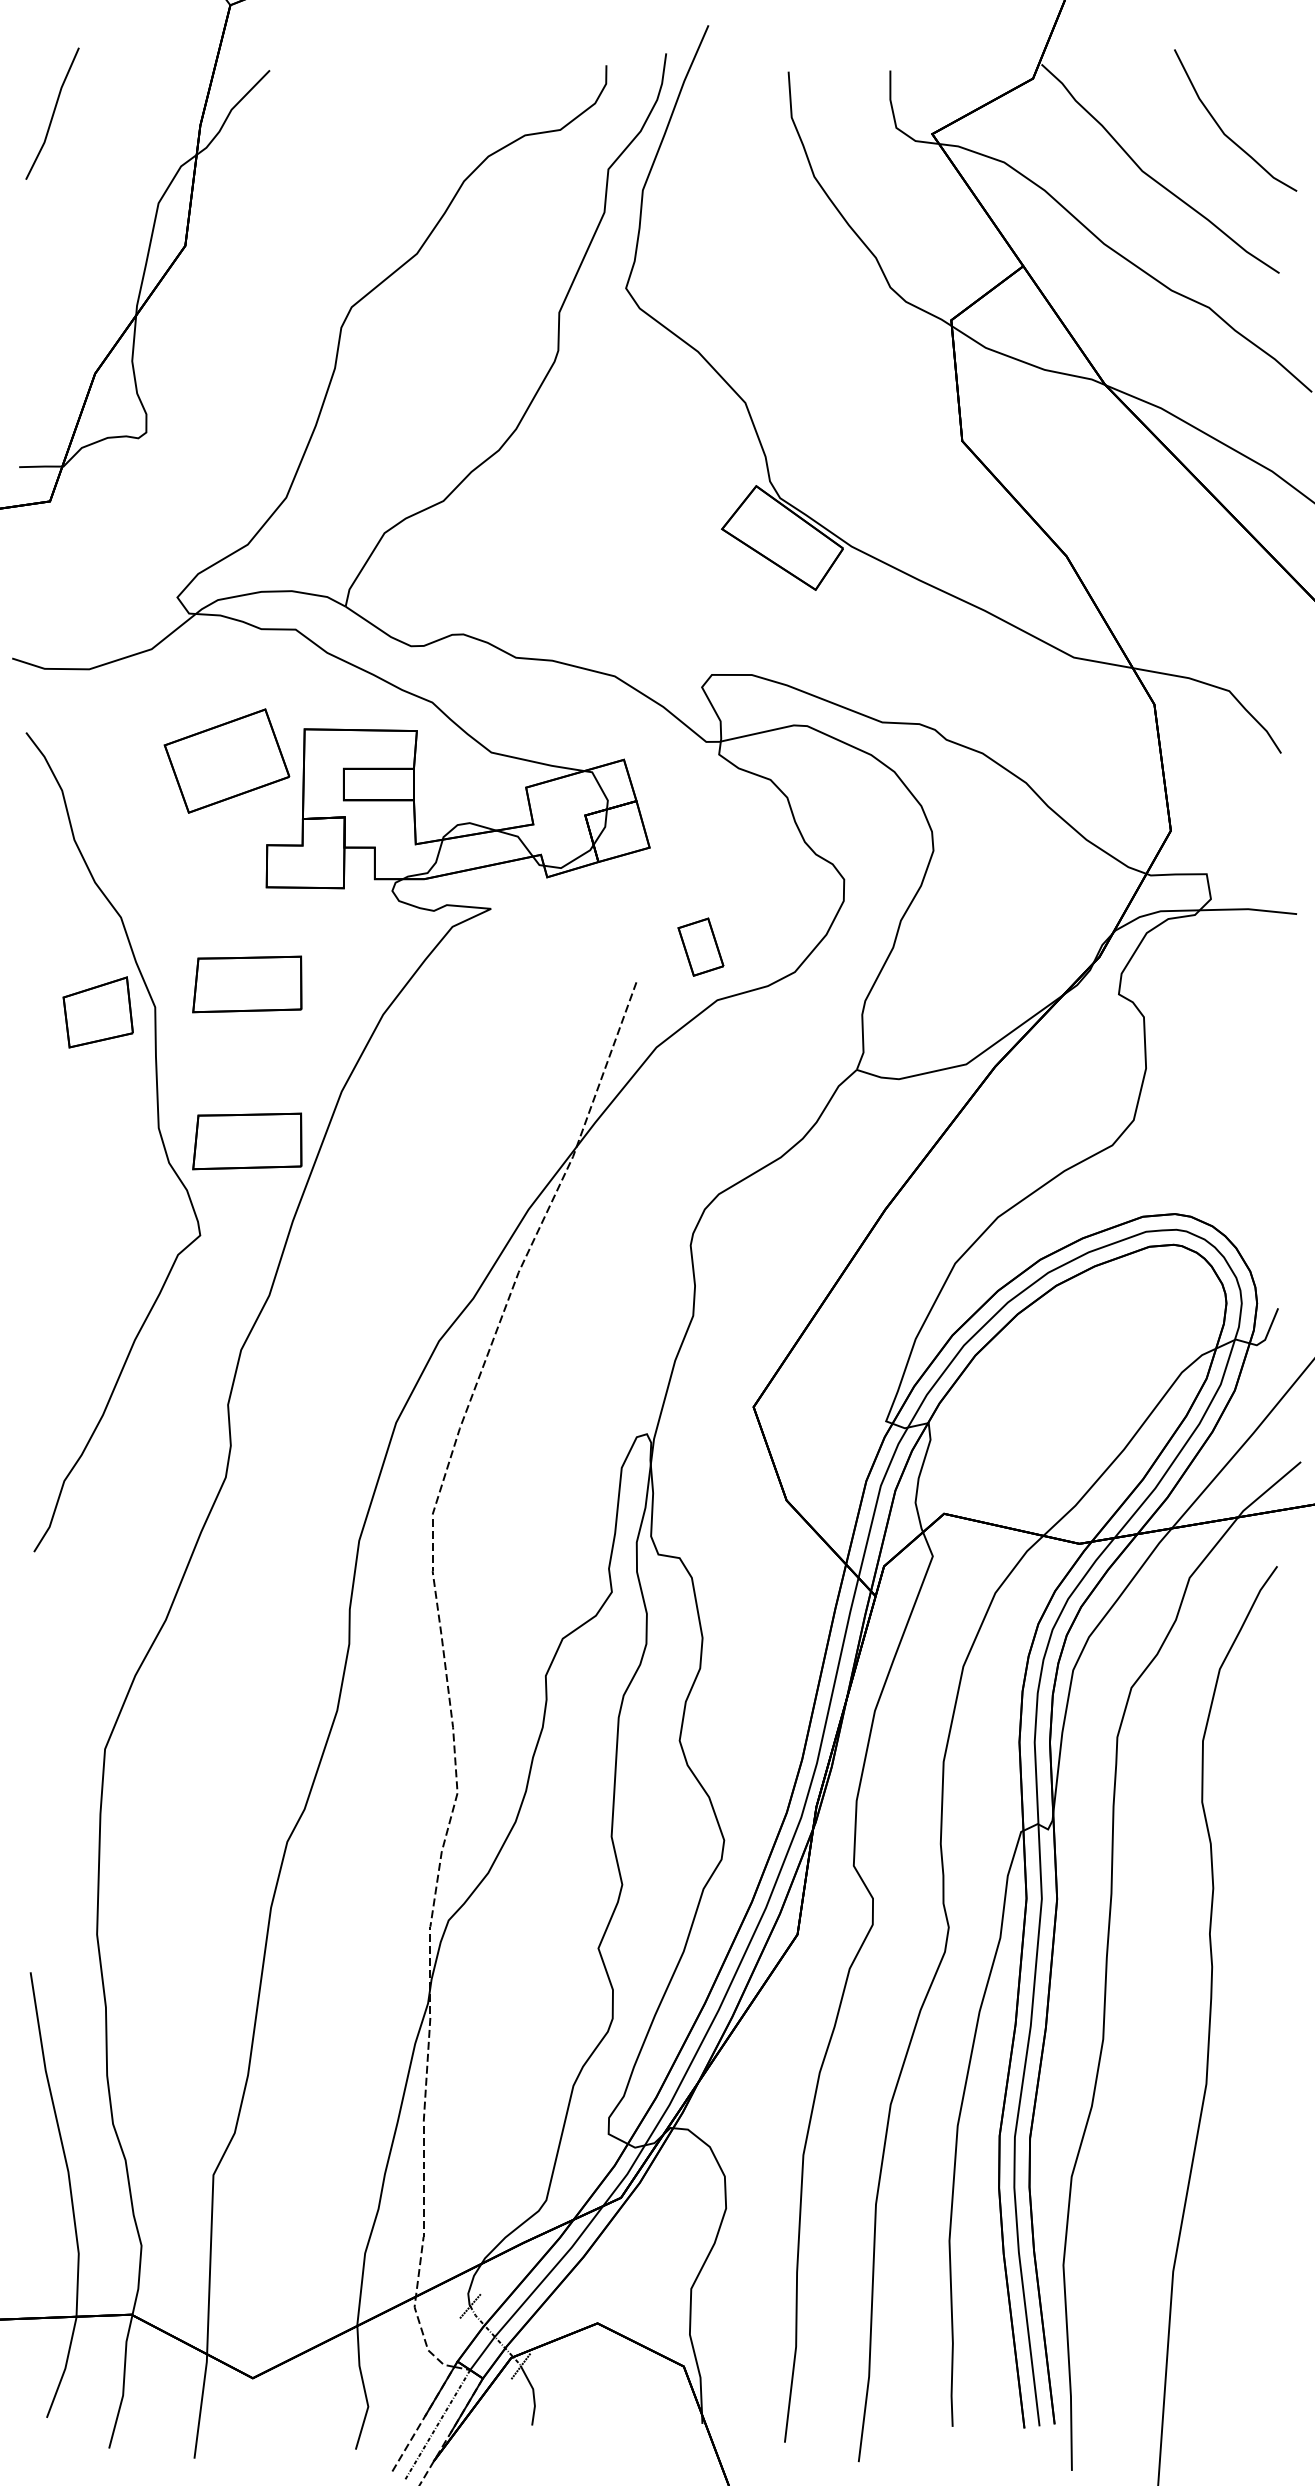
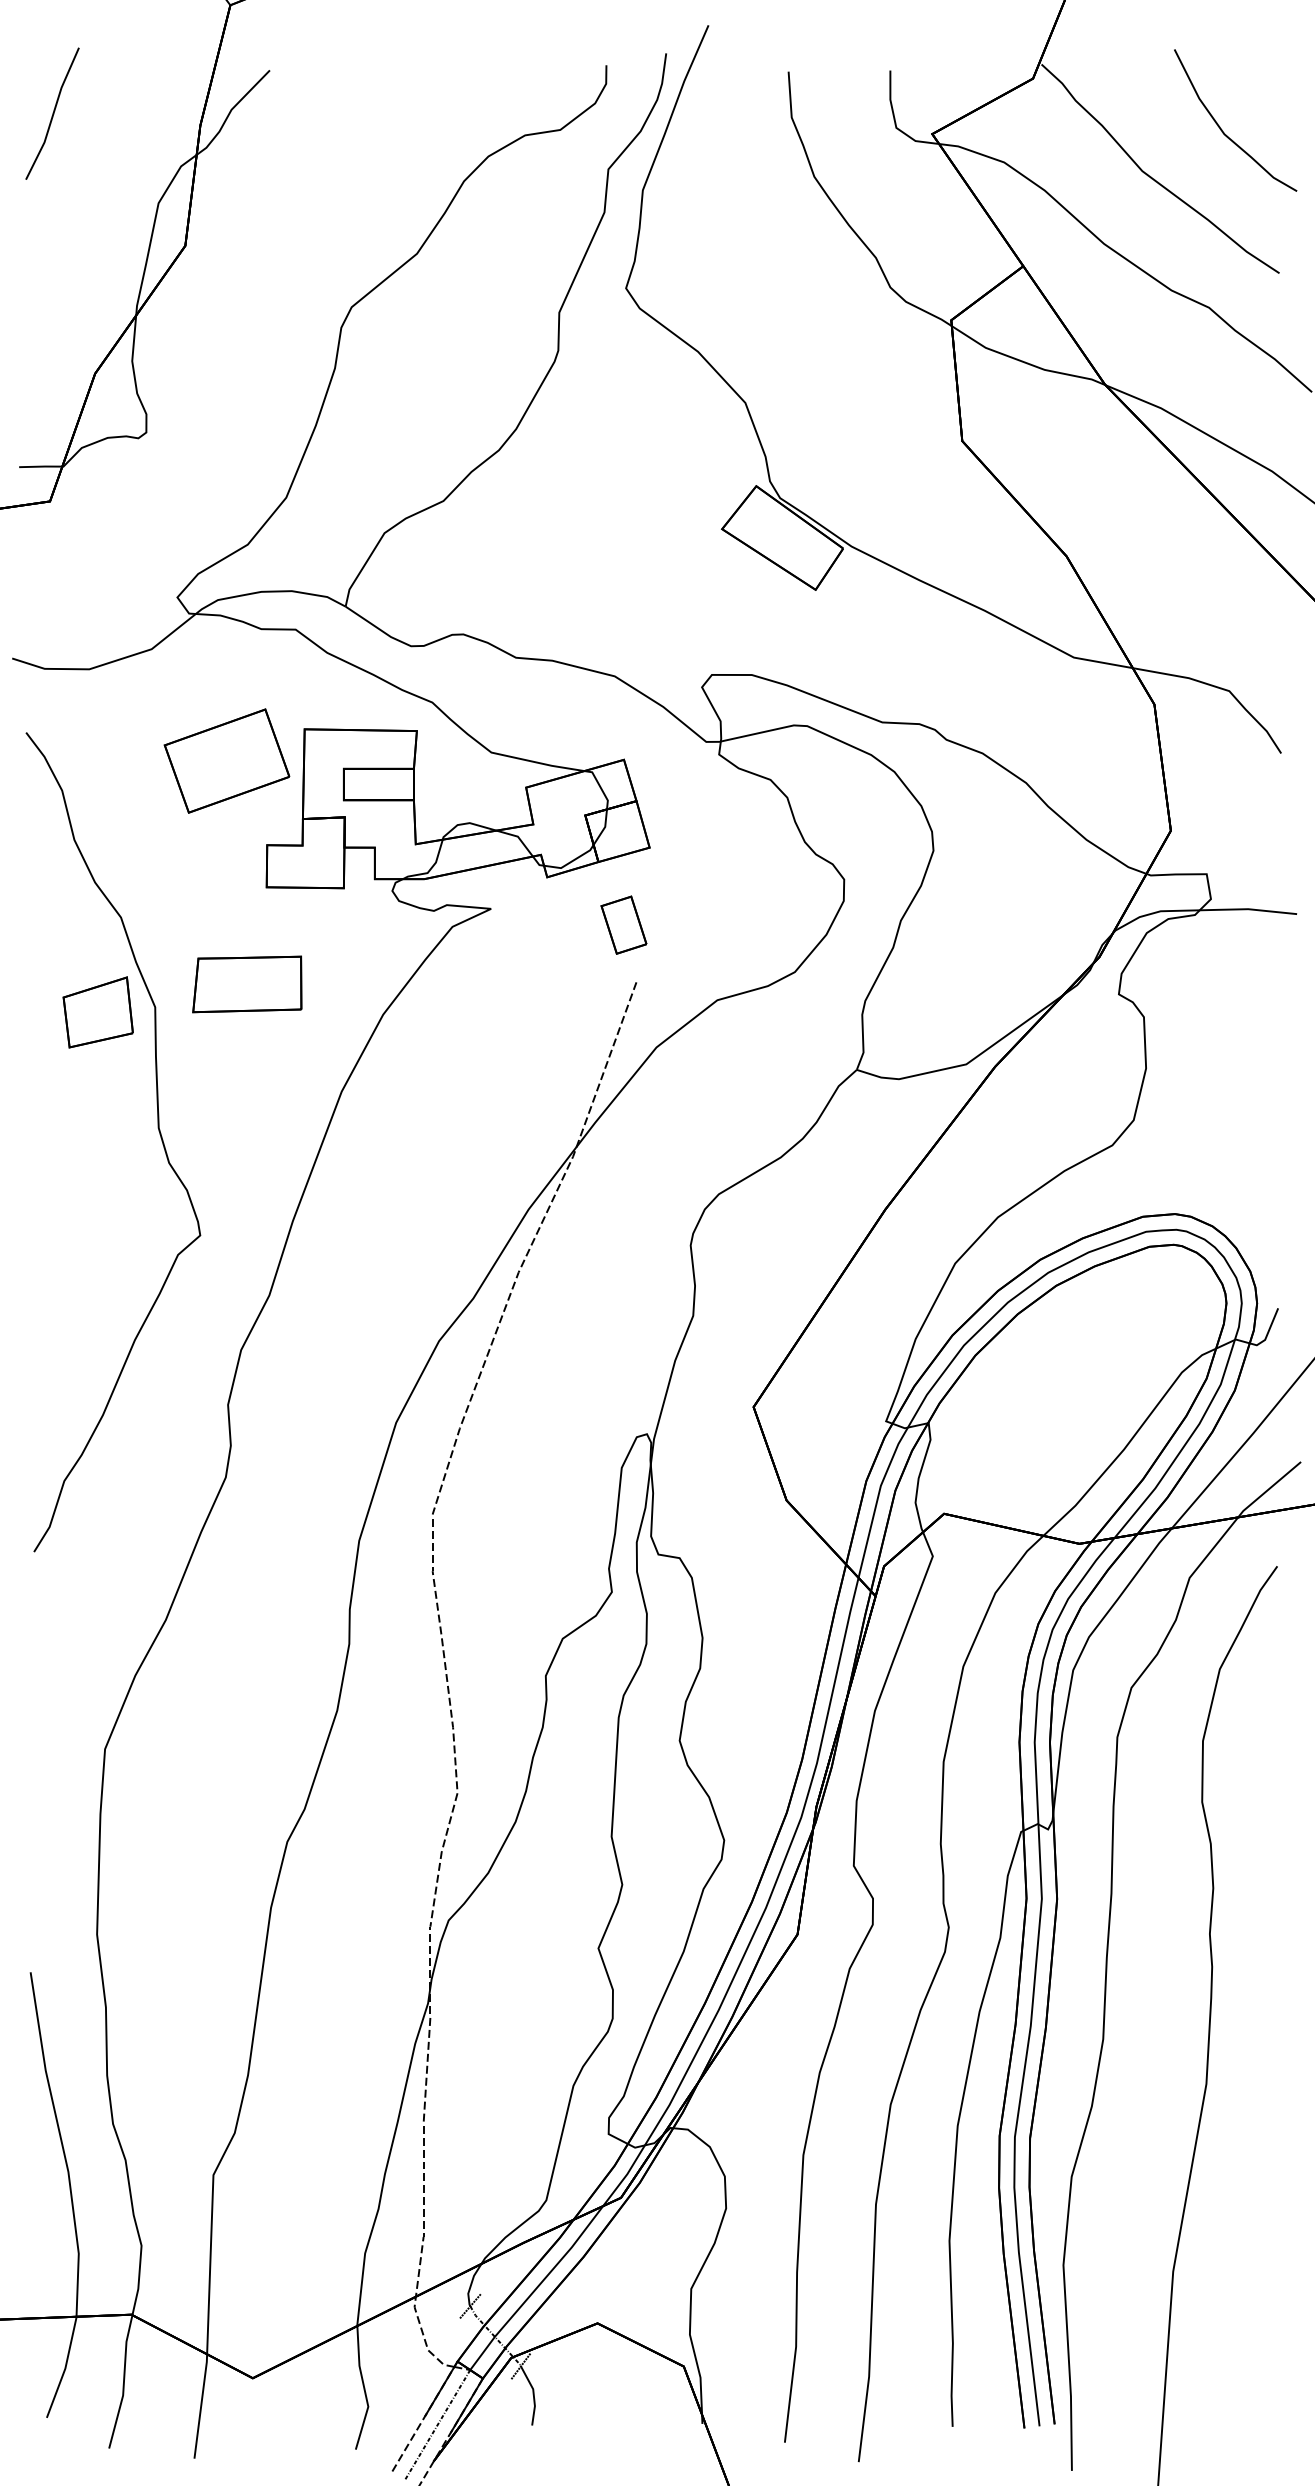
part position: (700, 946) -> (623, 924) (623, 924)
part: present -> none (247, 1141)
